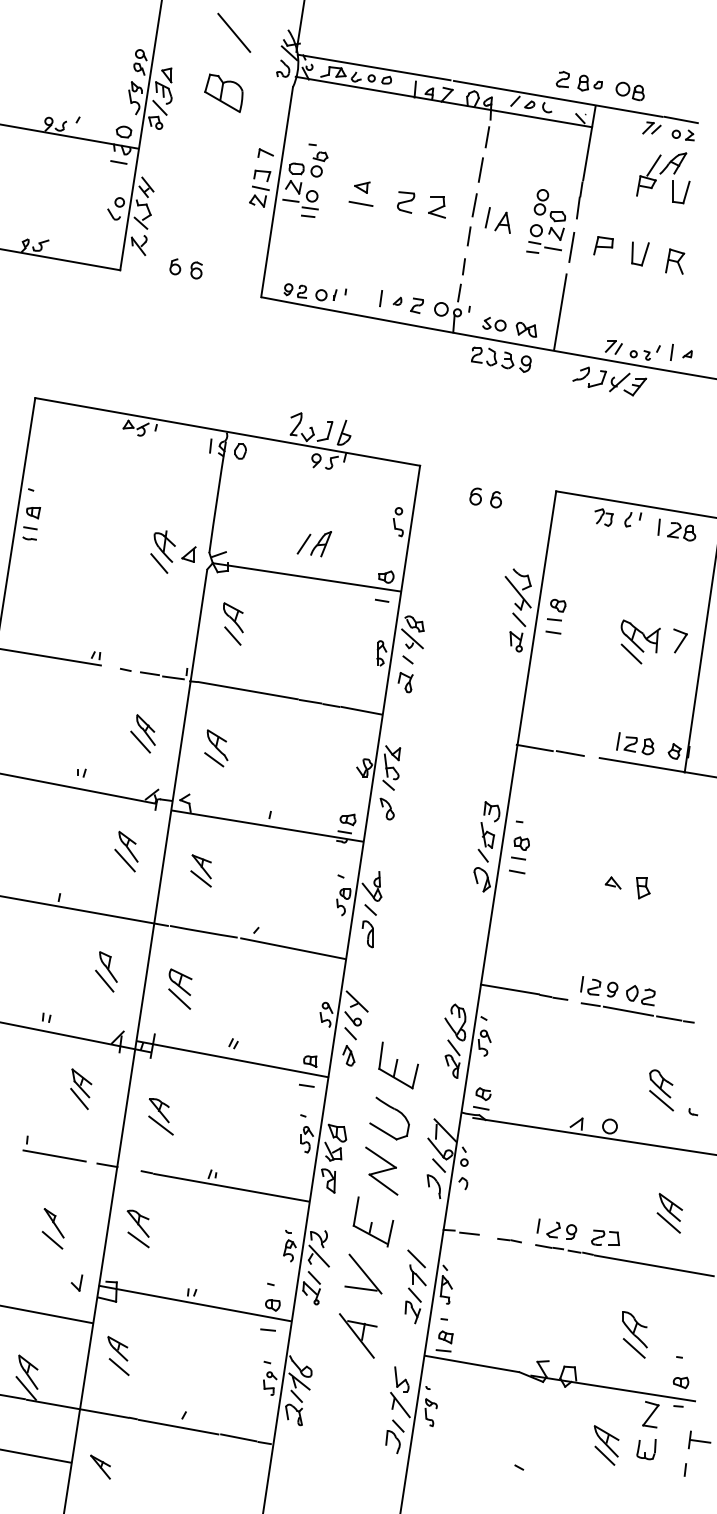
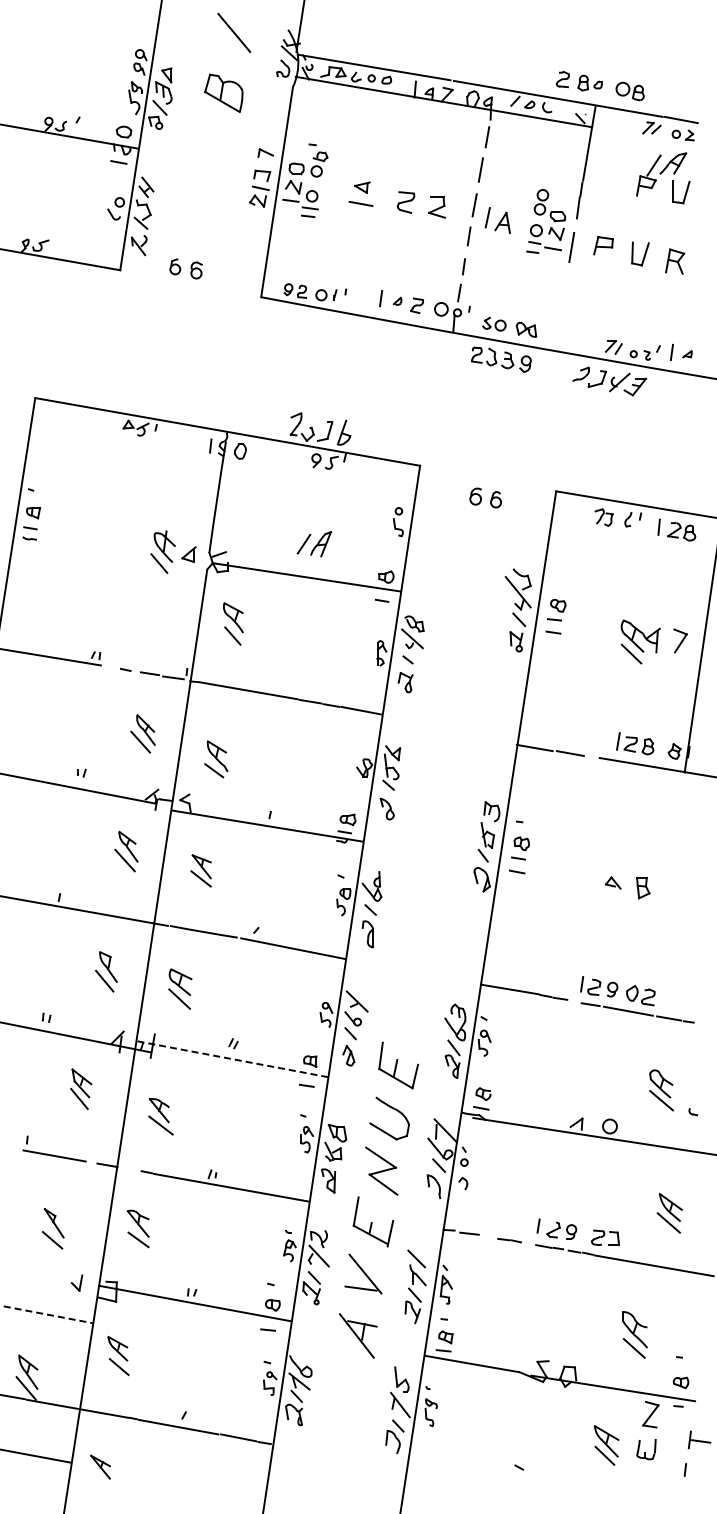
line: present -> none (560, 311)
part position: (216, 748) -> (216, 759) (216, 759)
line: solid -> dashed (233, 1059)
line: solid -> dashed (46, 1314)
